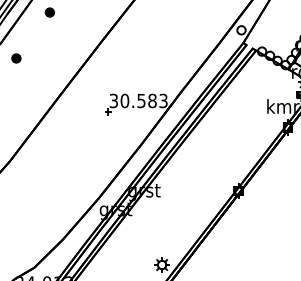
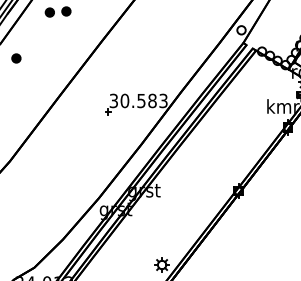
part: none -> present (66, 11)
